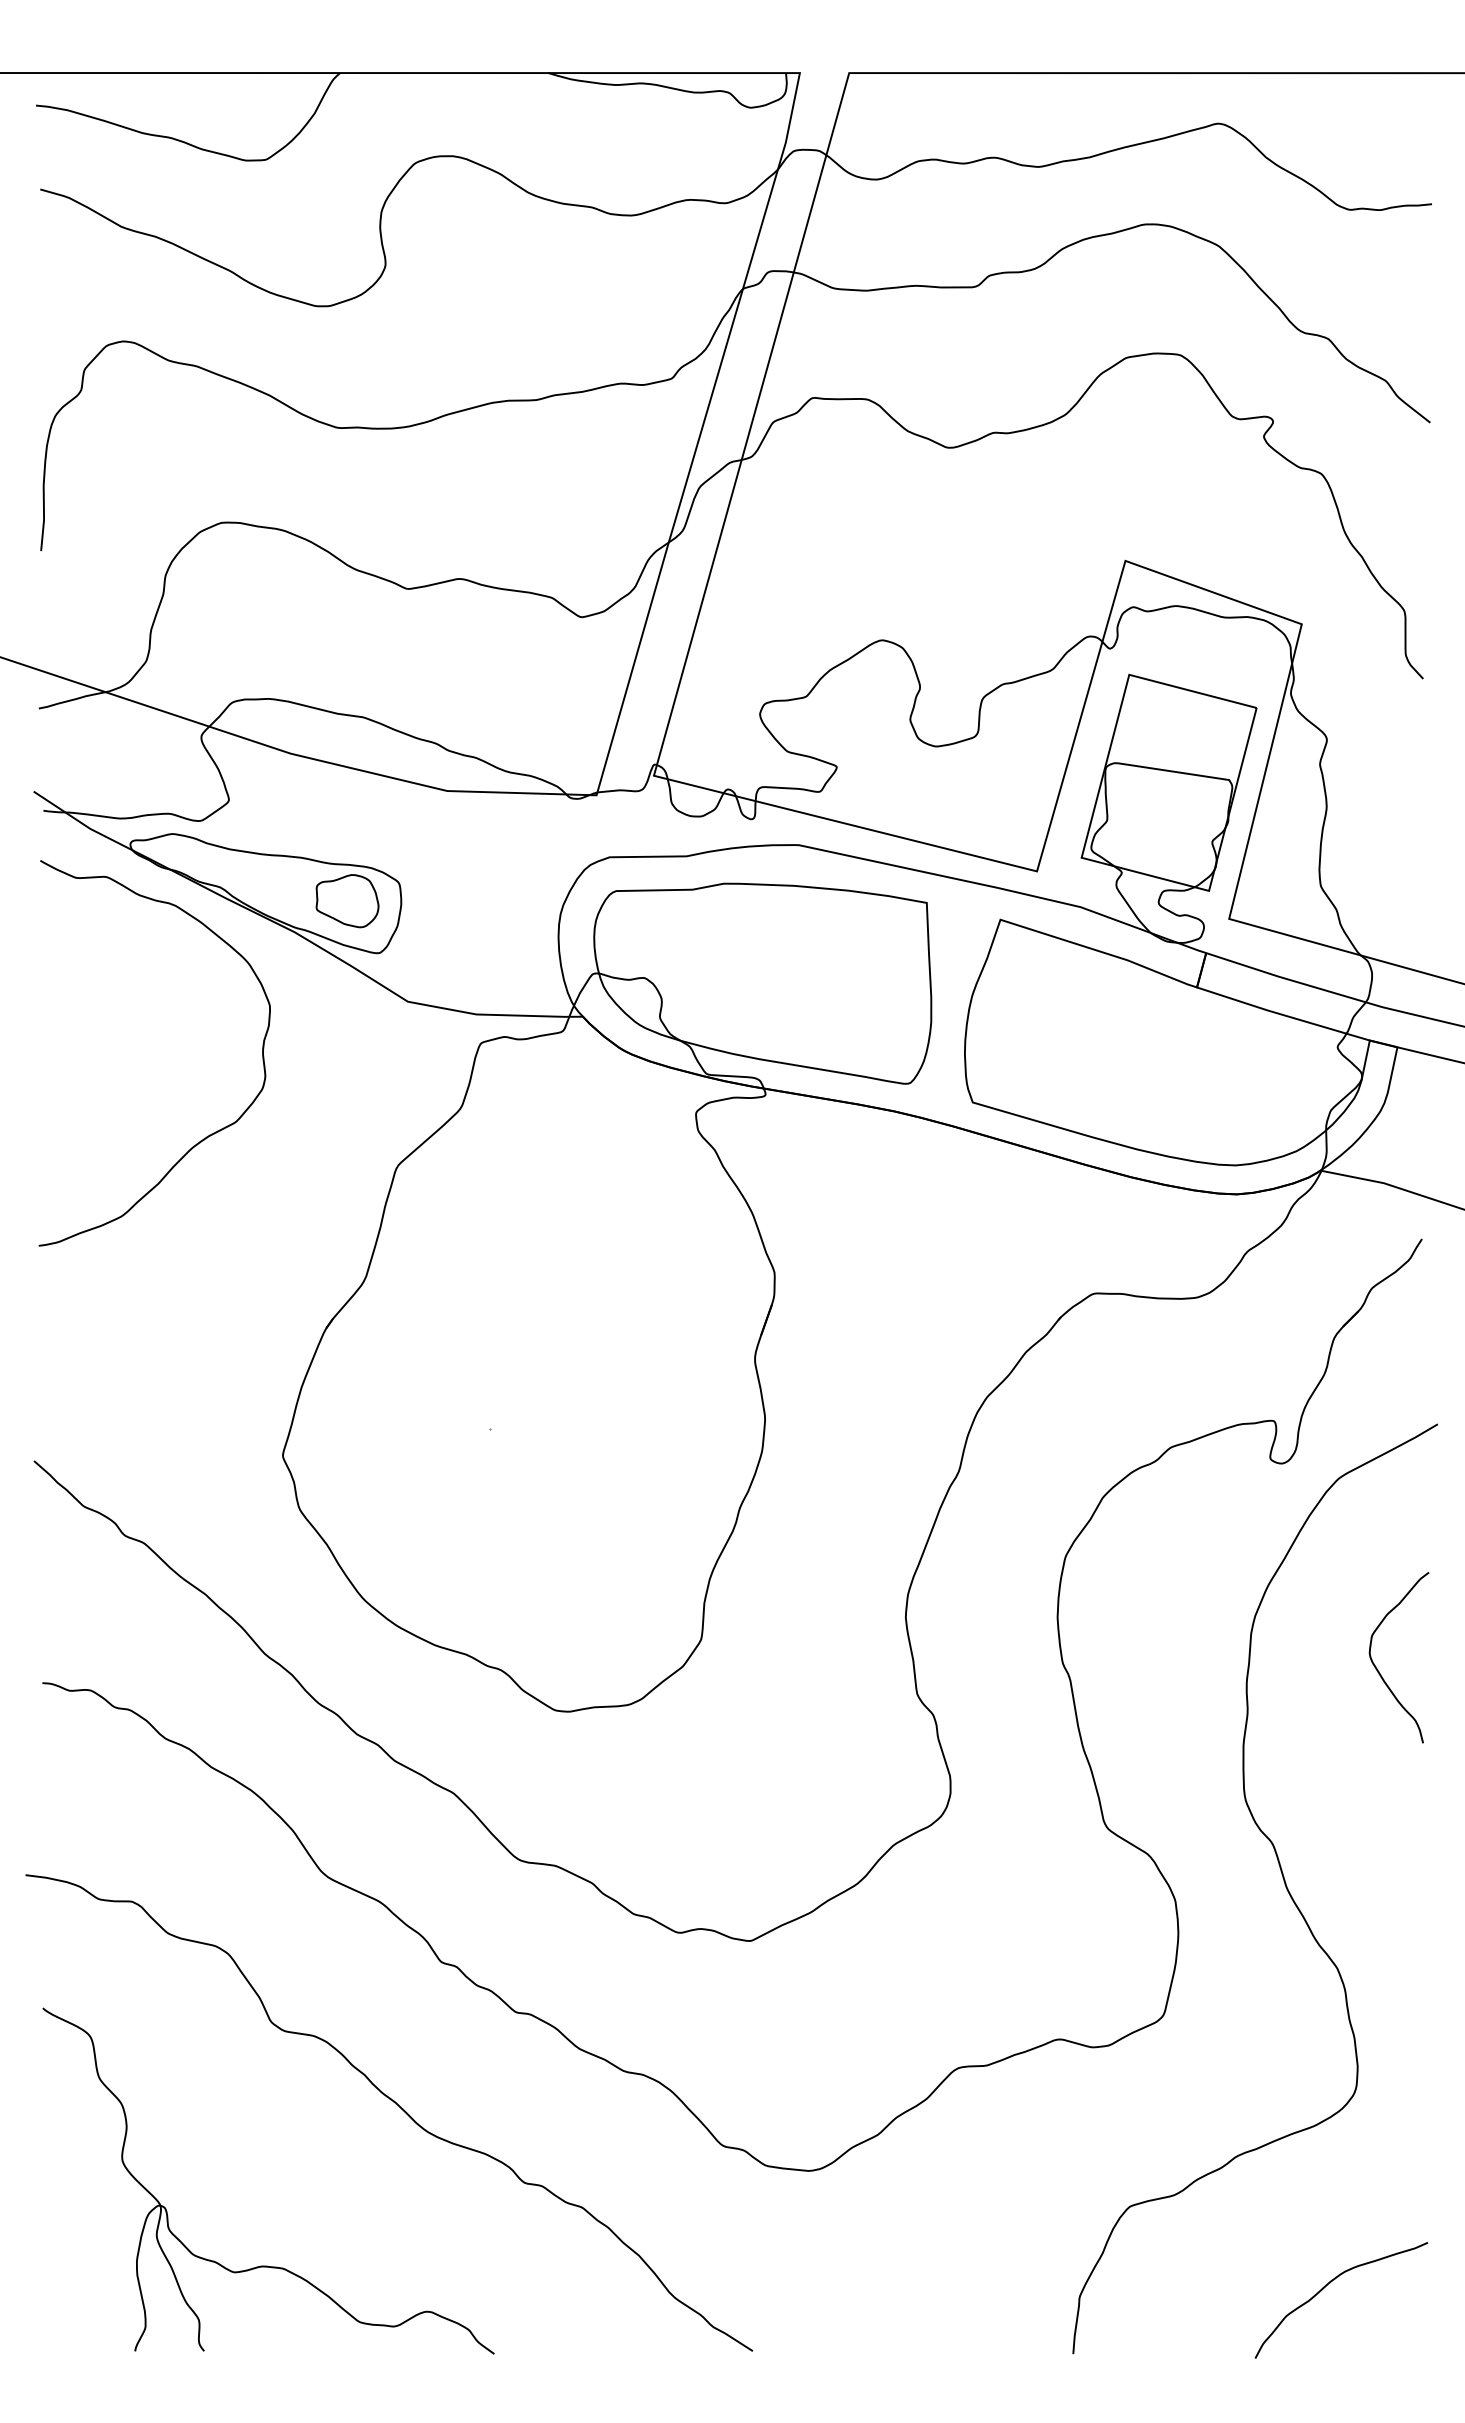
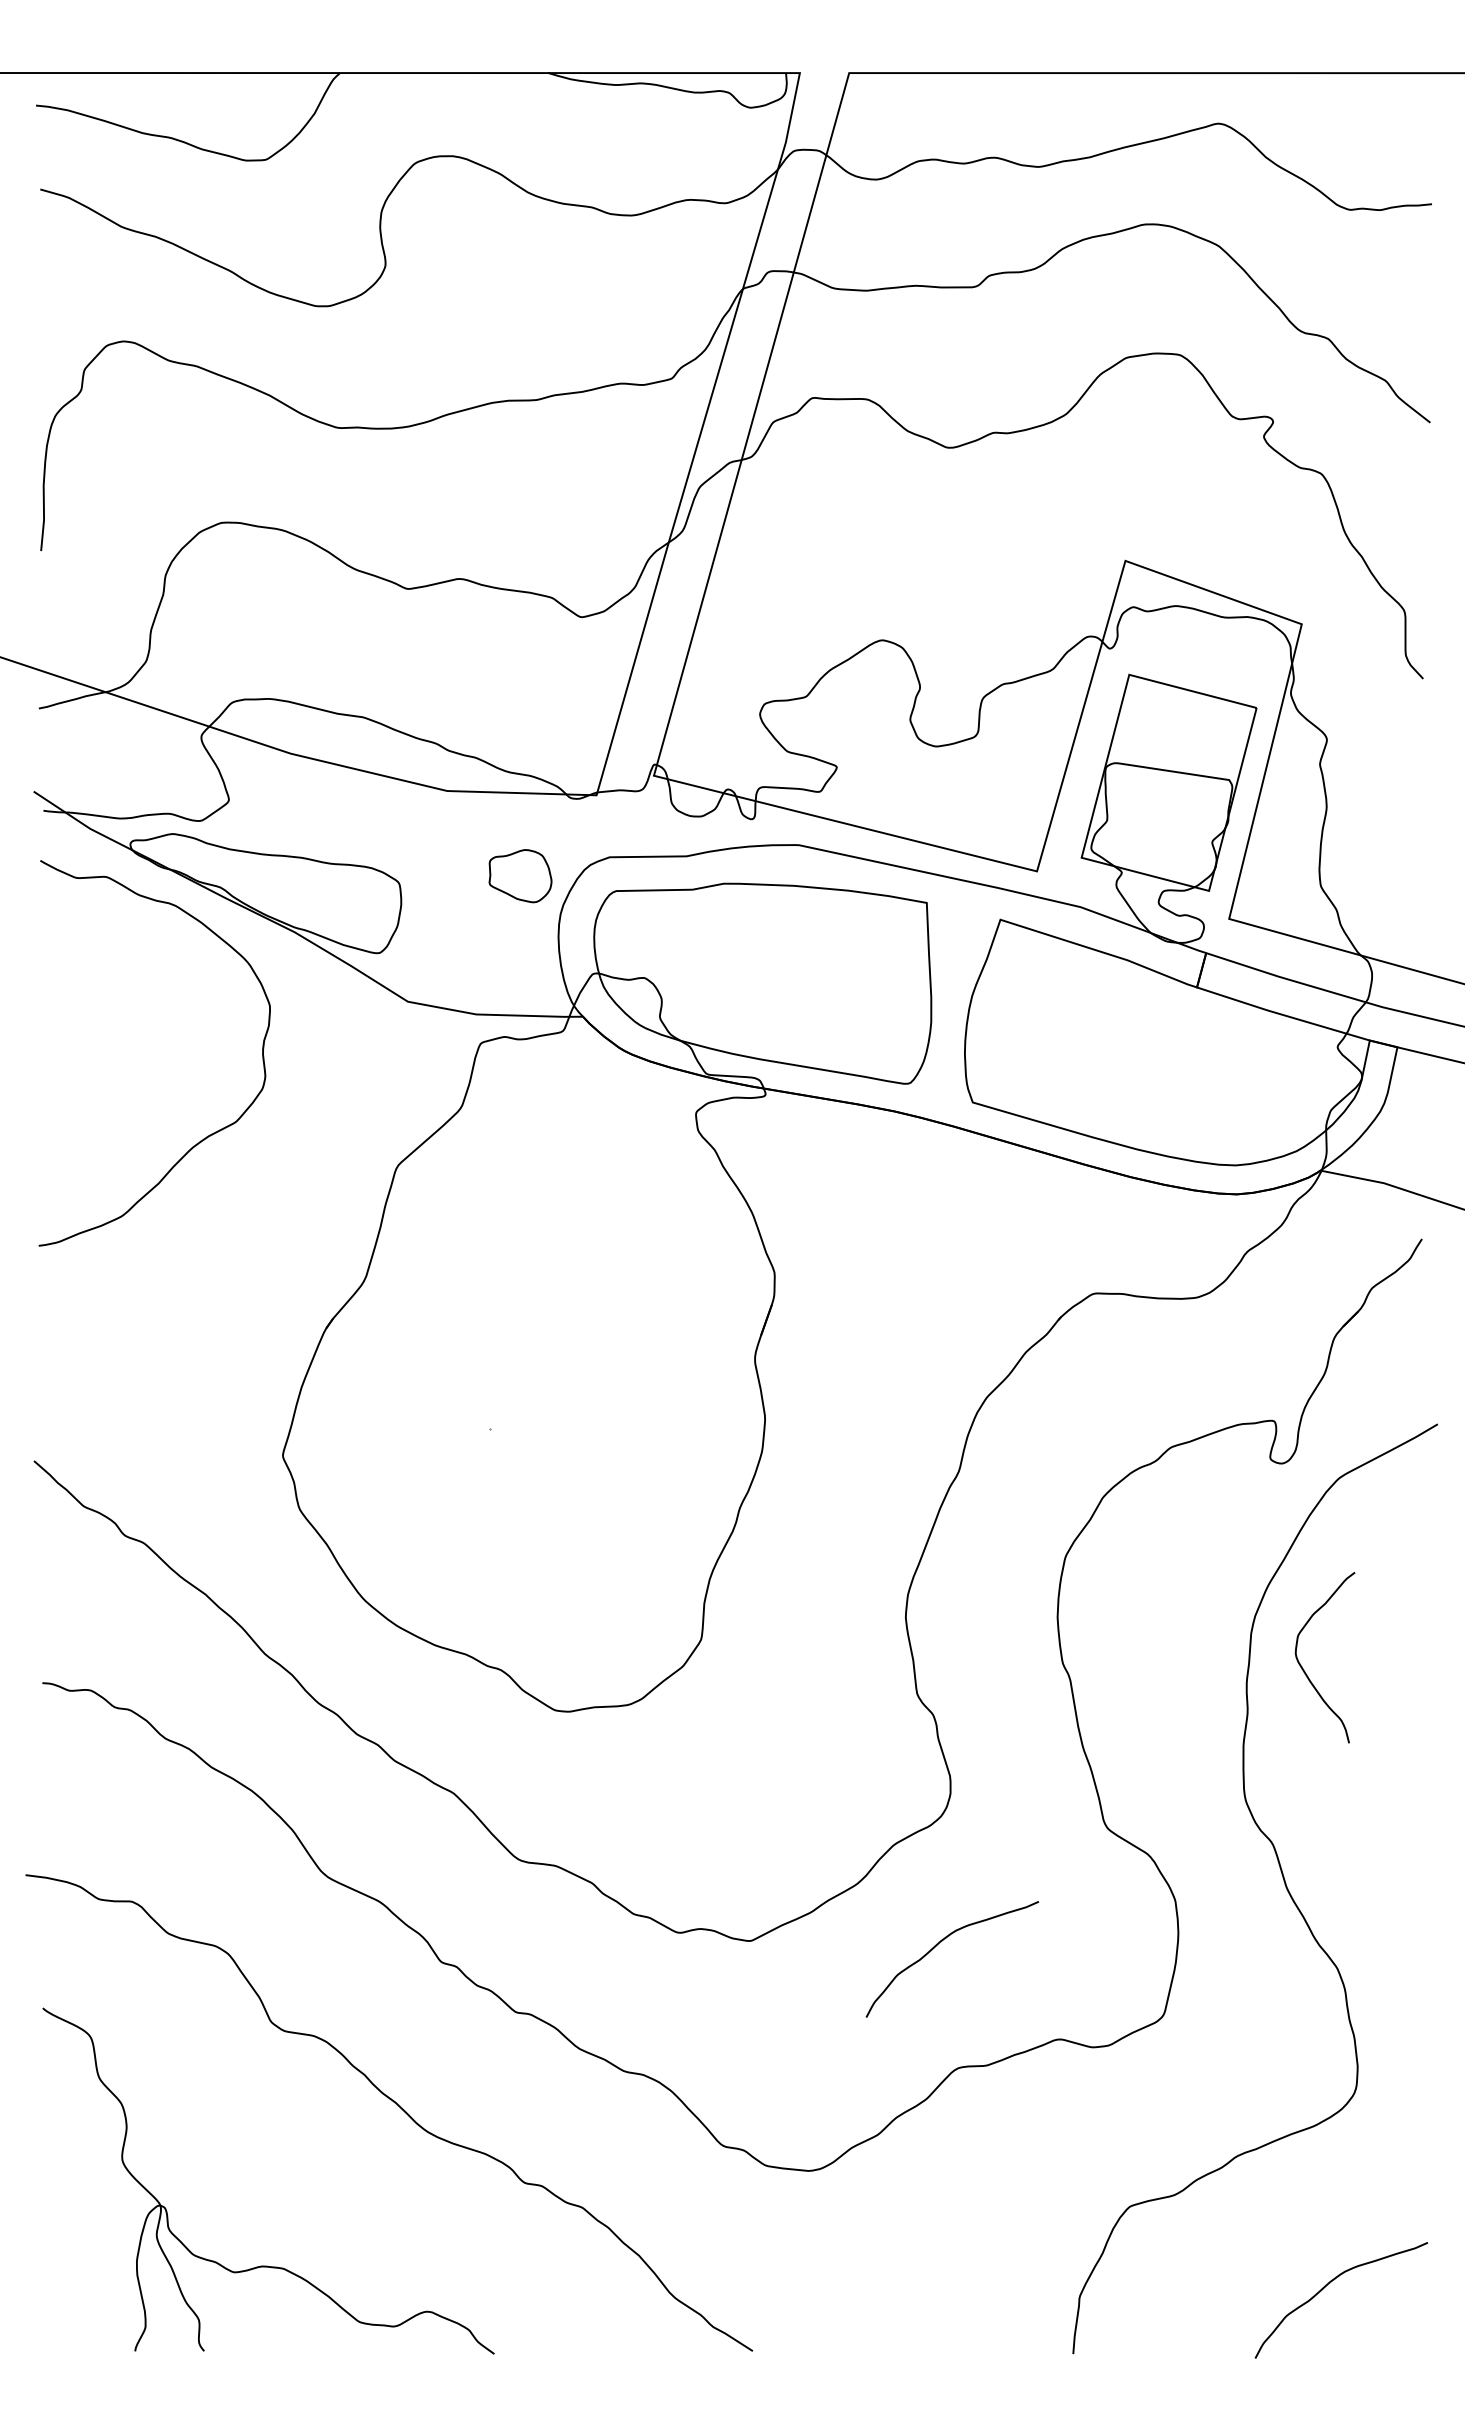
part position: (347, 901) -> (520, 876) (520, 876)
curve position: (1379, 1671) -> (1305, 1671) (1305, 1671)
curve: none -> present (941, 1942)
